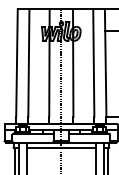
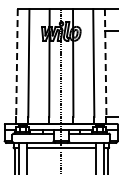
line: solid -> dashed (16, 63)
line: solid -> dashed (105, 63)
